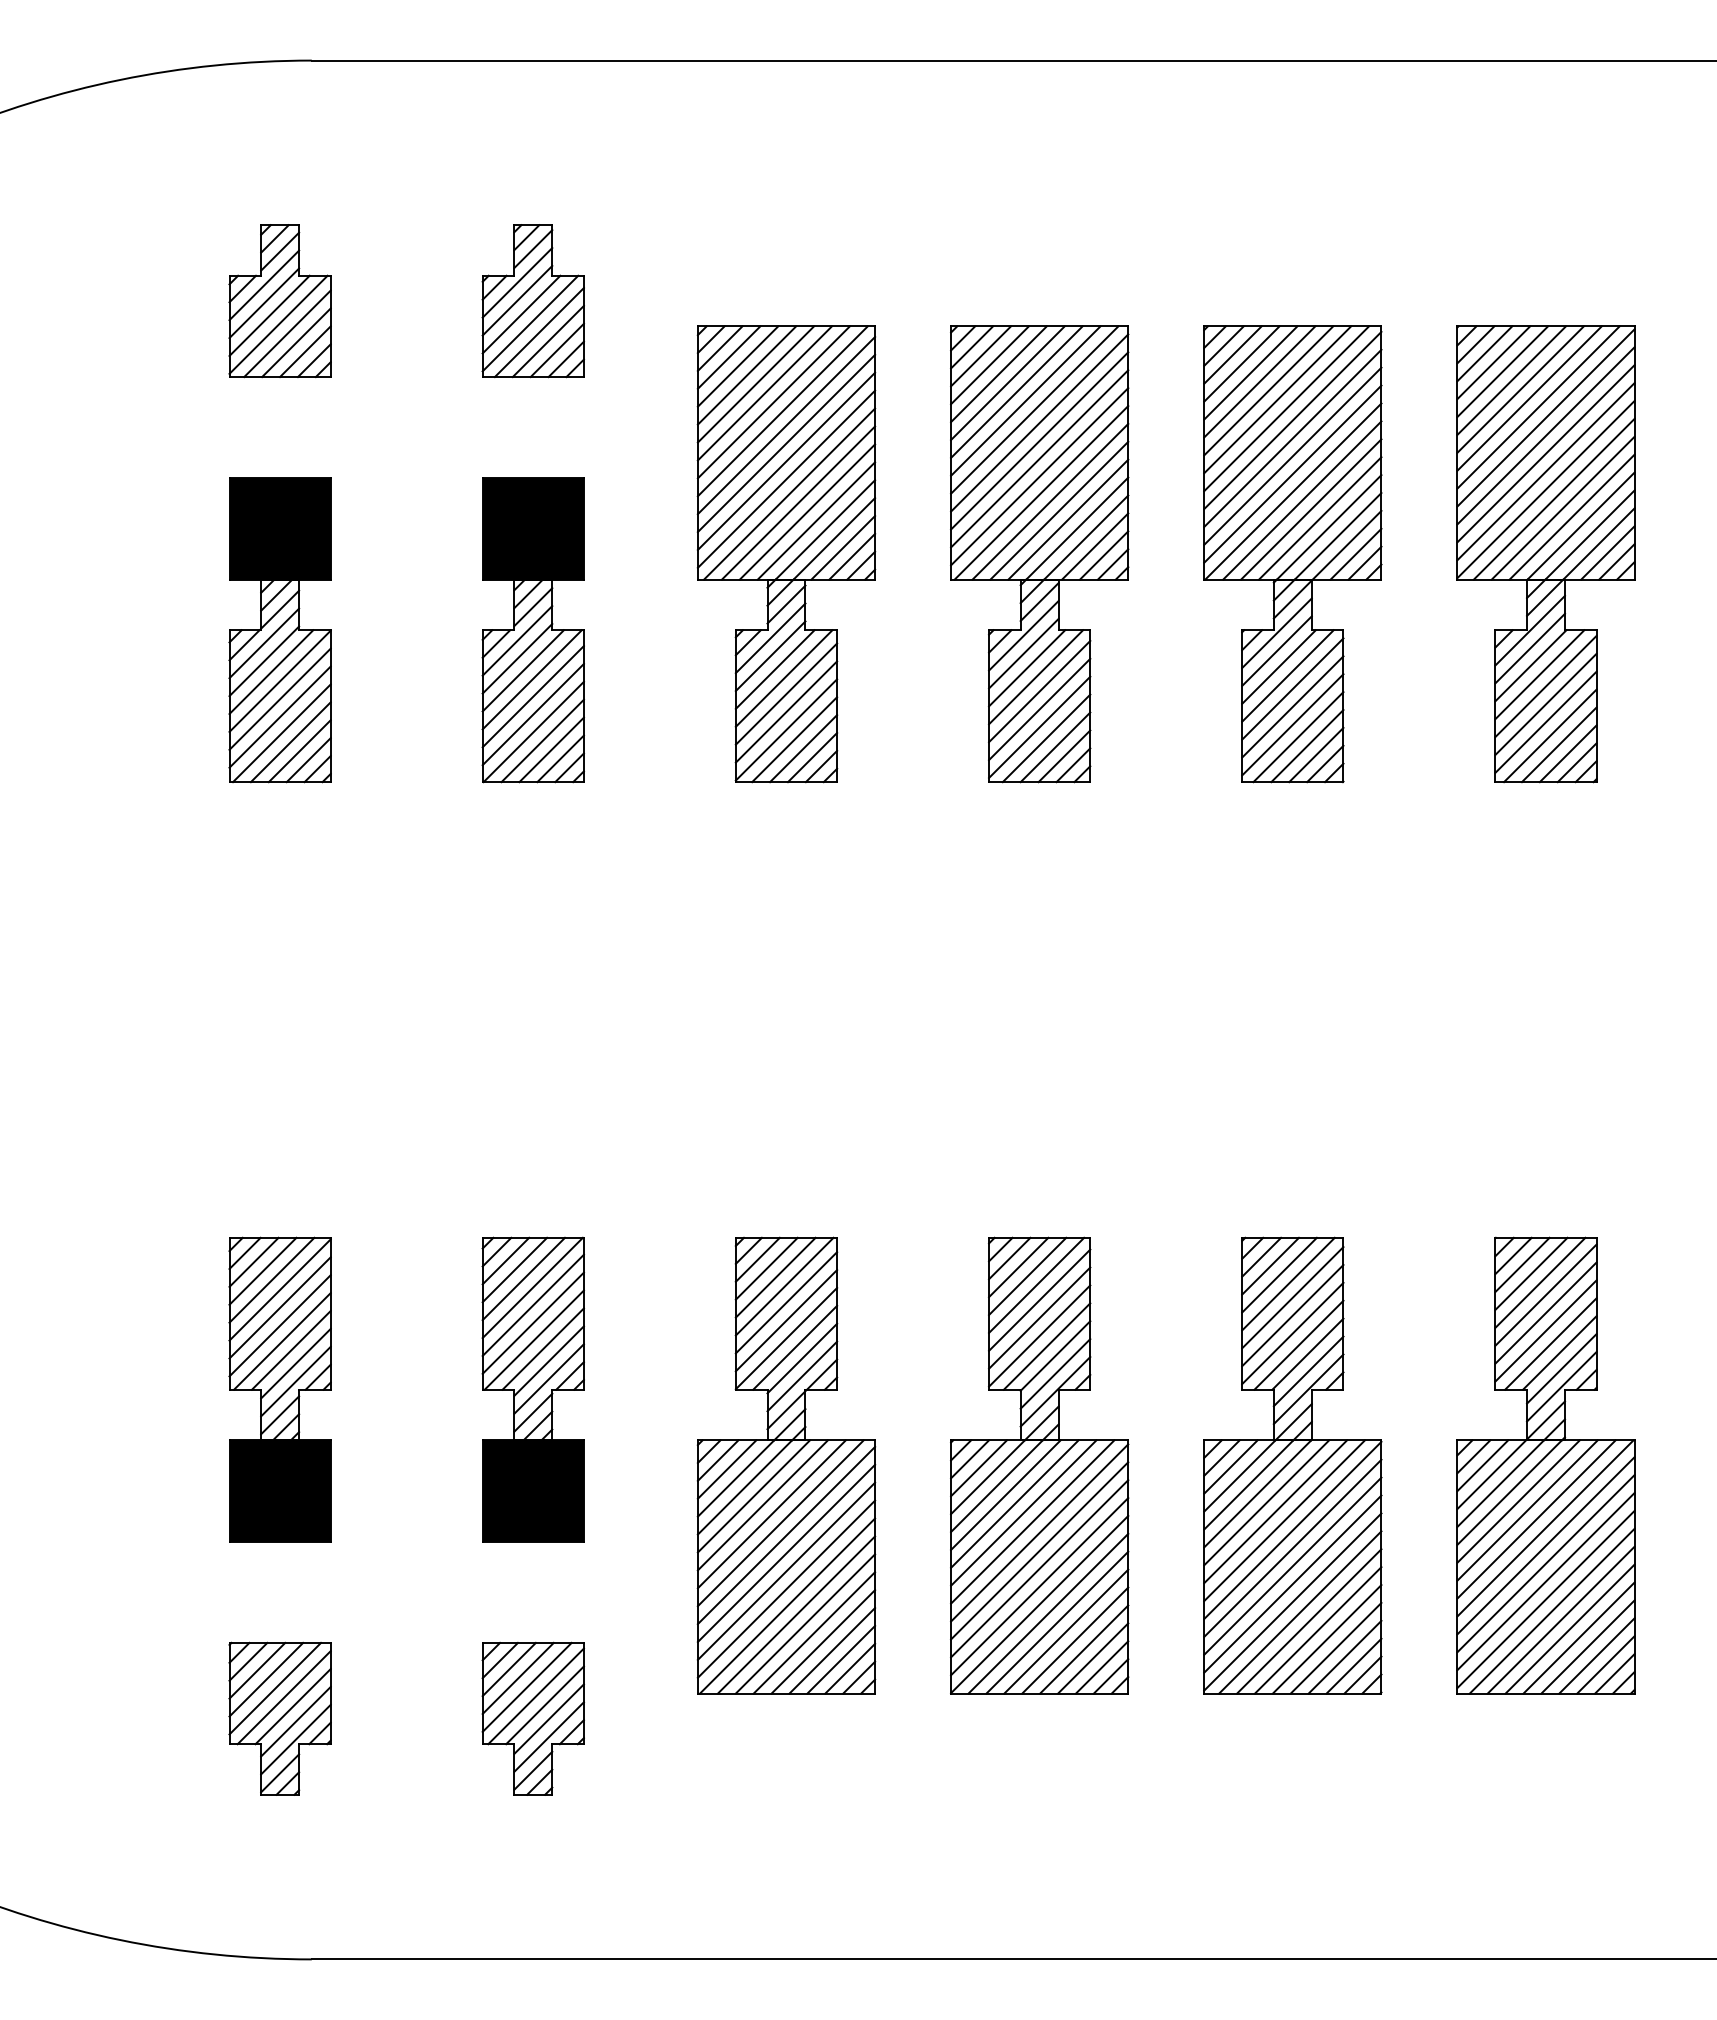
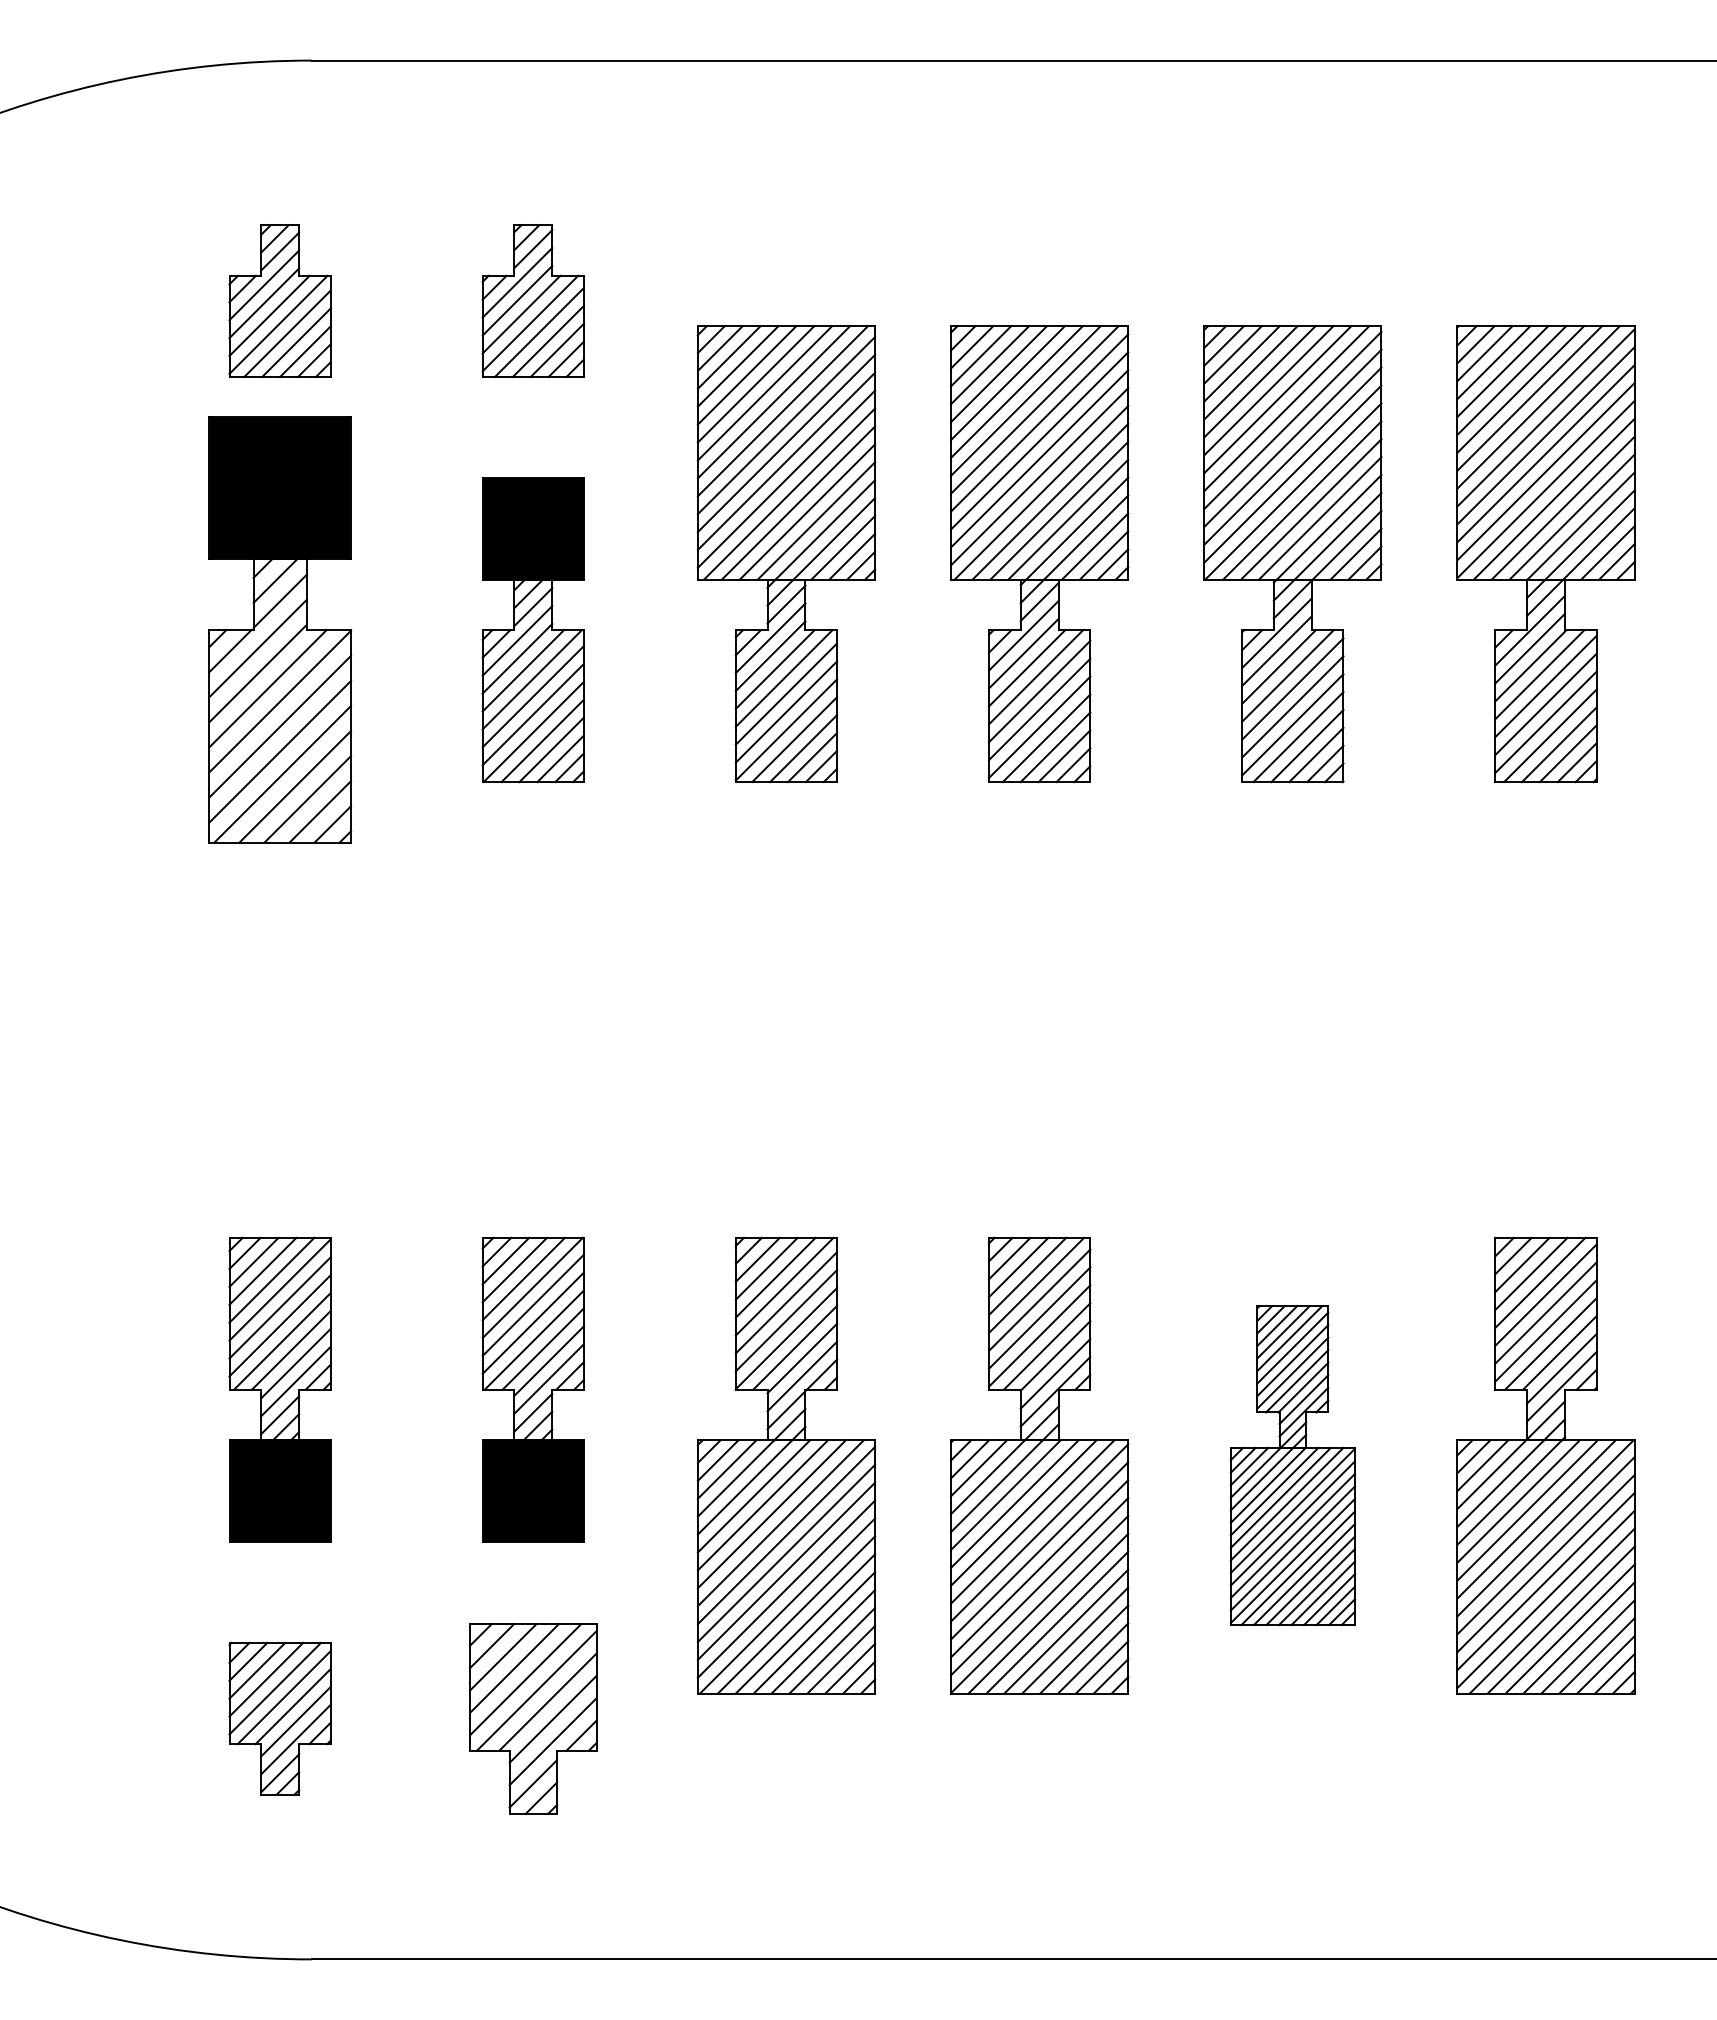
part size: 104x307 px -> 145x428 px (280, 629)
part size: 180x459 px -> 127x322 px (1292, 1465)
part size: 104x155 px -> 129x192 px (533, 1718)
